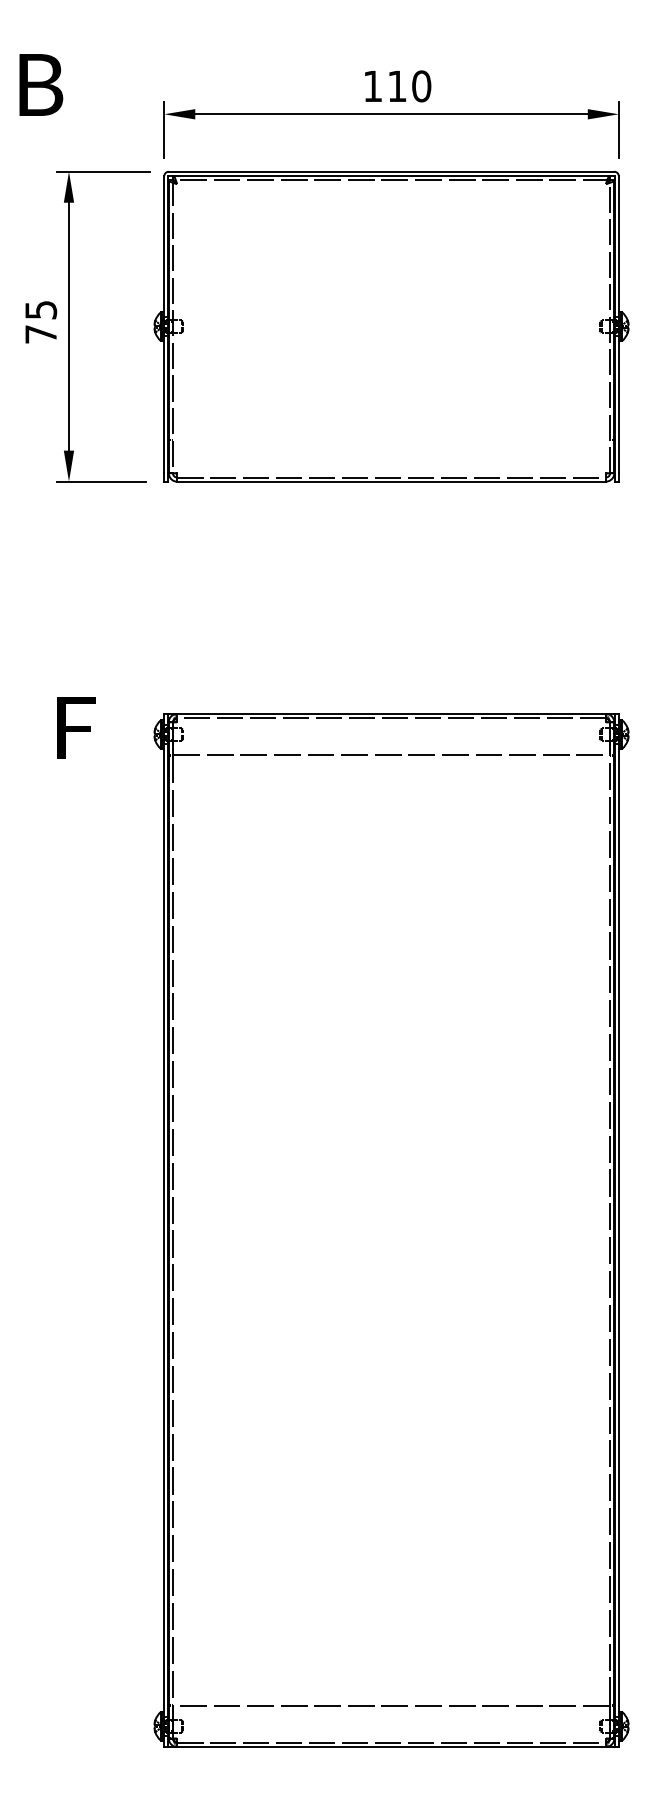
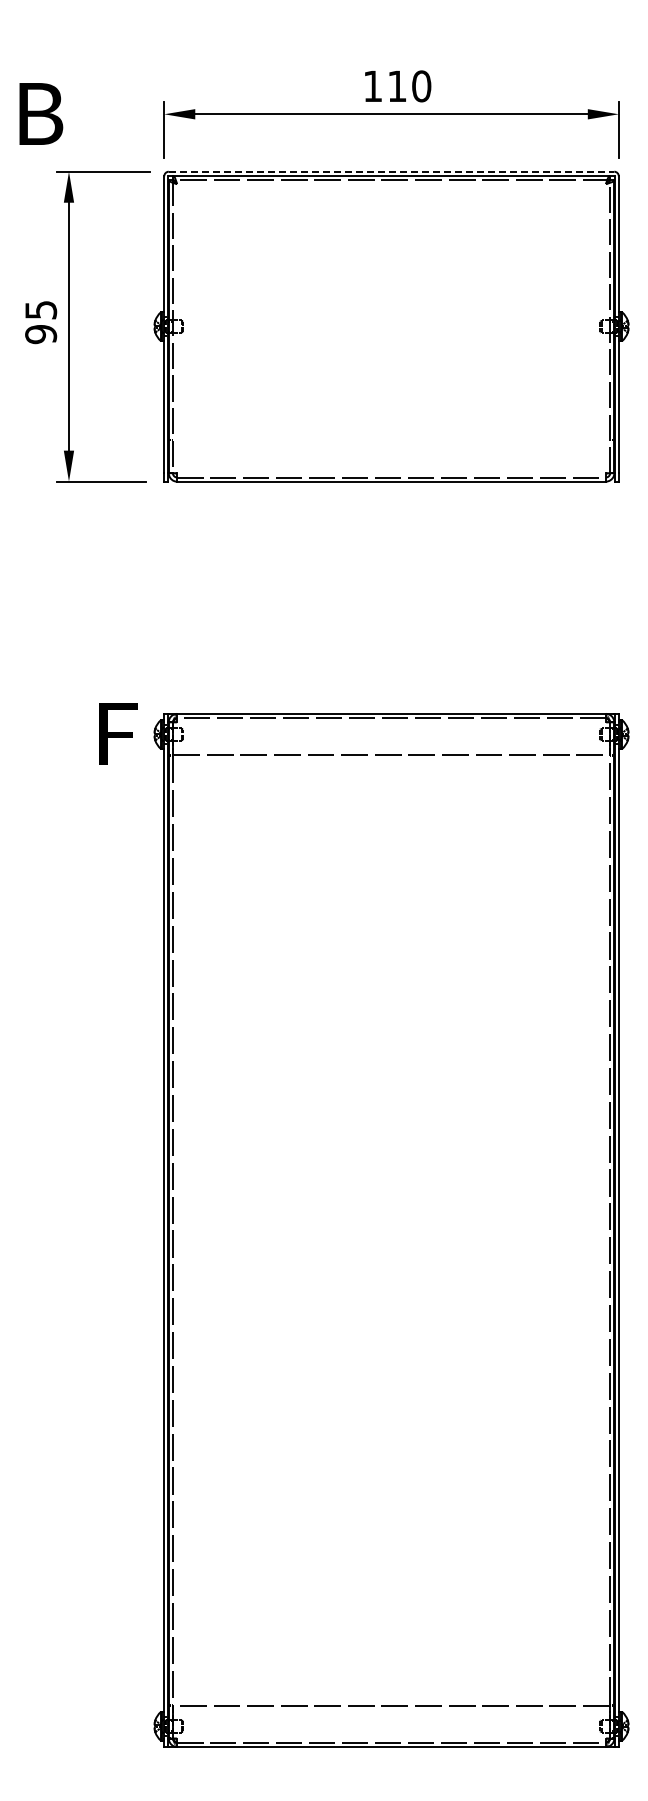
text position: (41, 84) -> (41, 113) (41, 113)
line: solid -> dashed (391, 171)
text: 75 -> 95 (41, 334)
text position: (76, 727) -> (118, 733) (118, 733)
